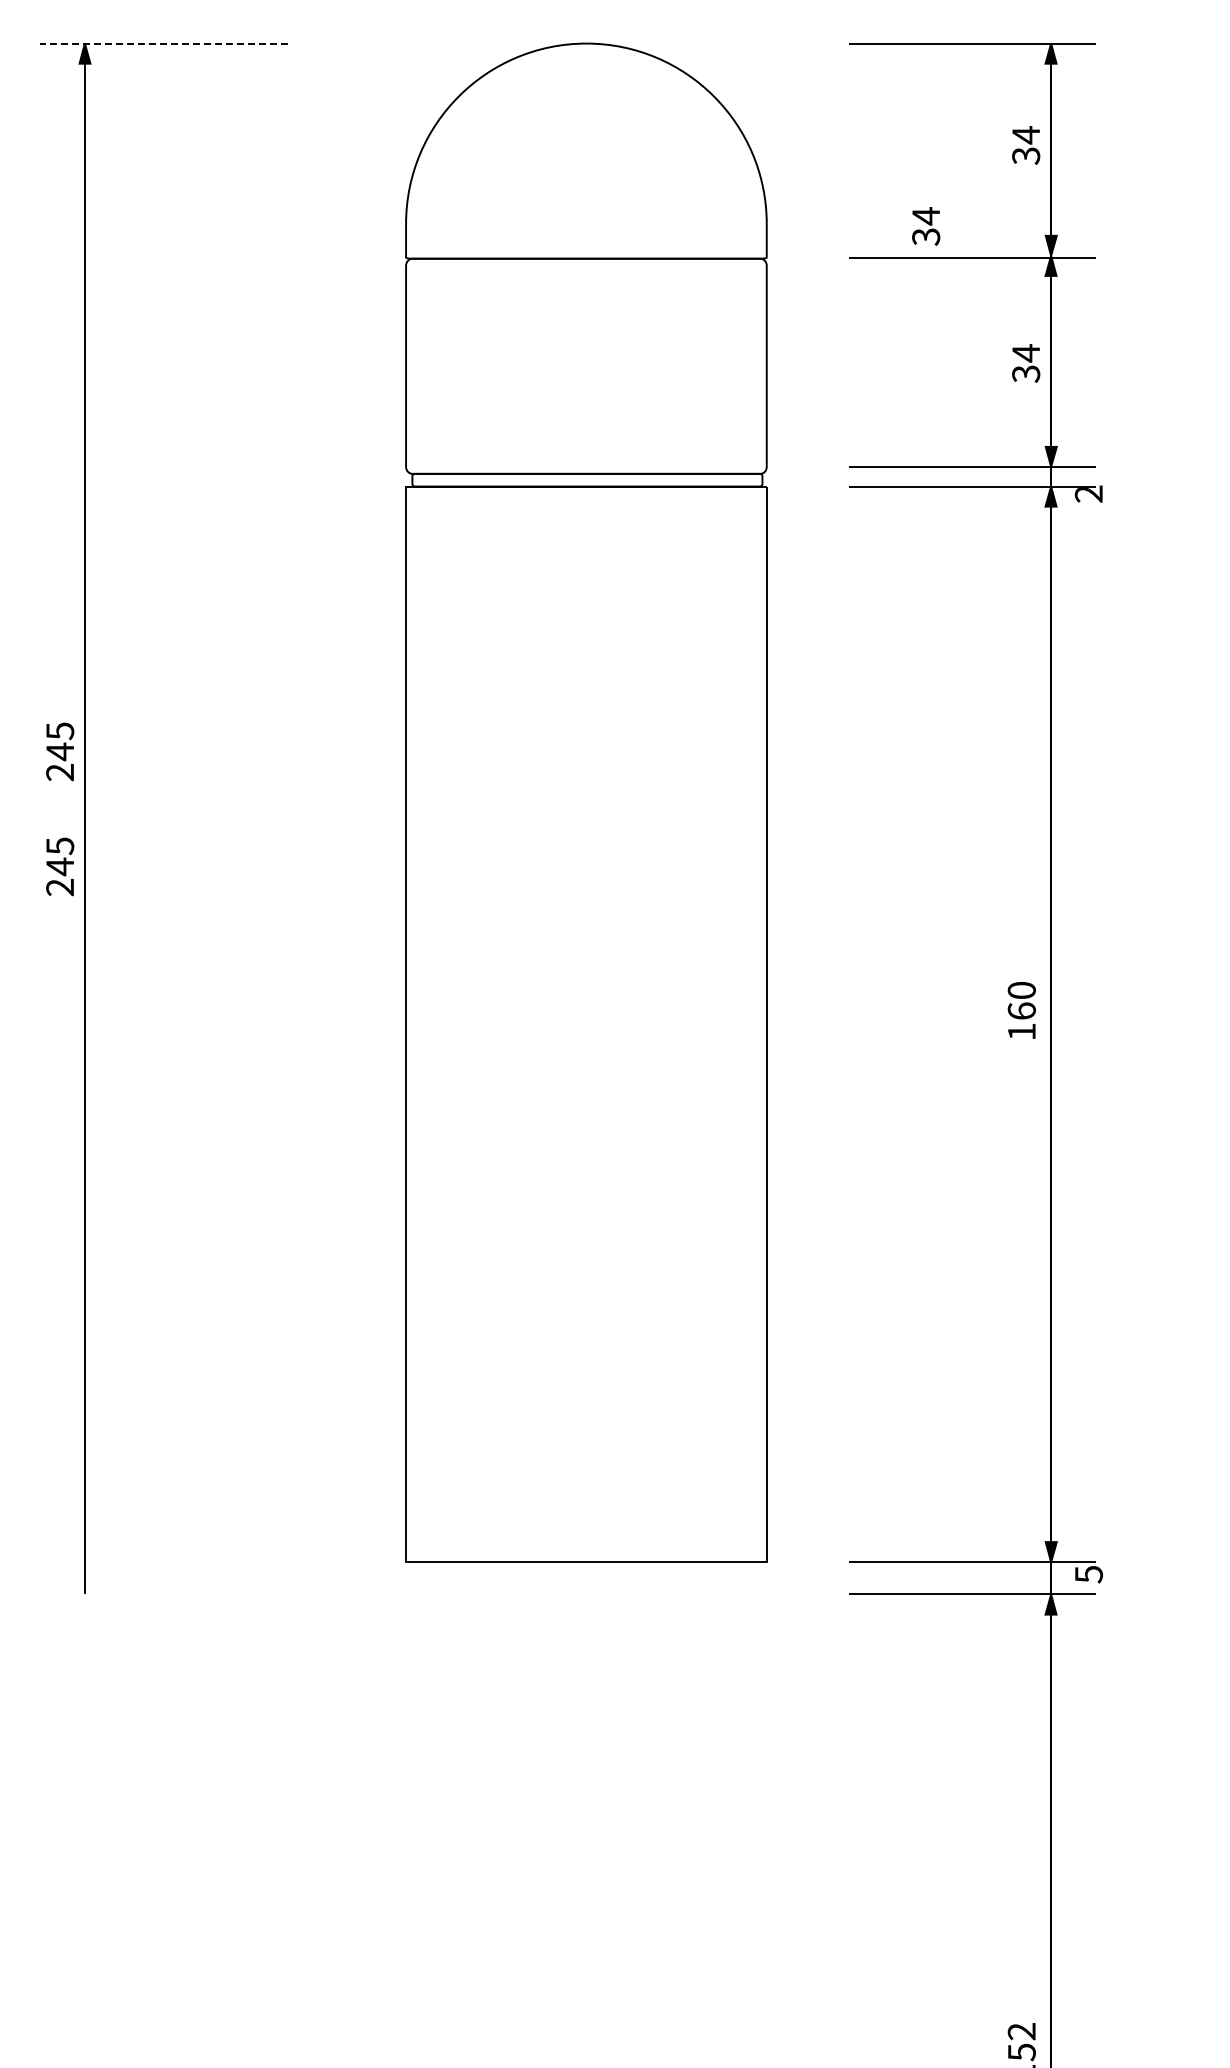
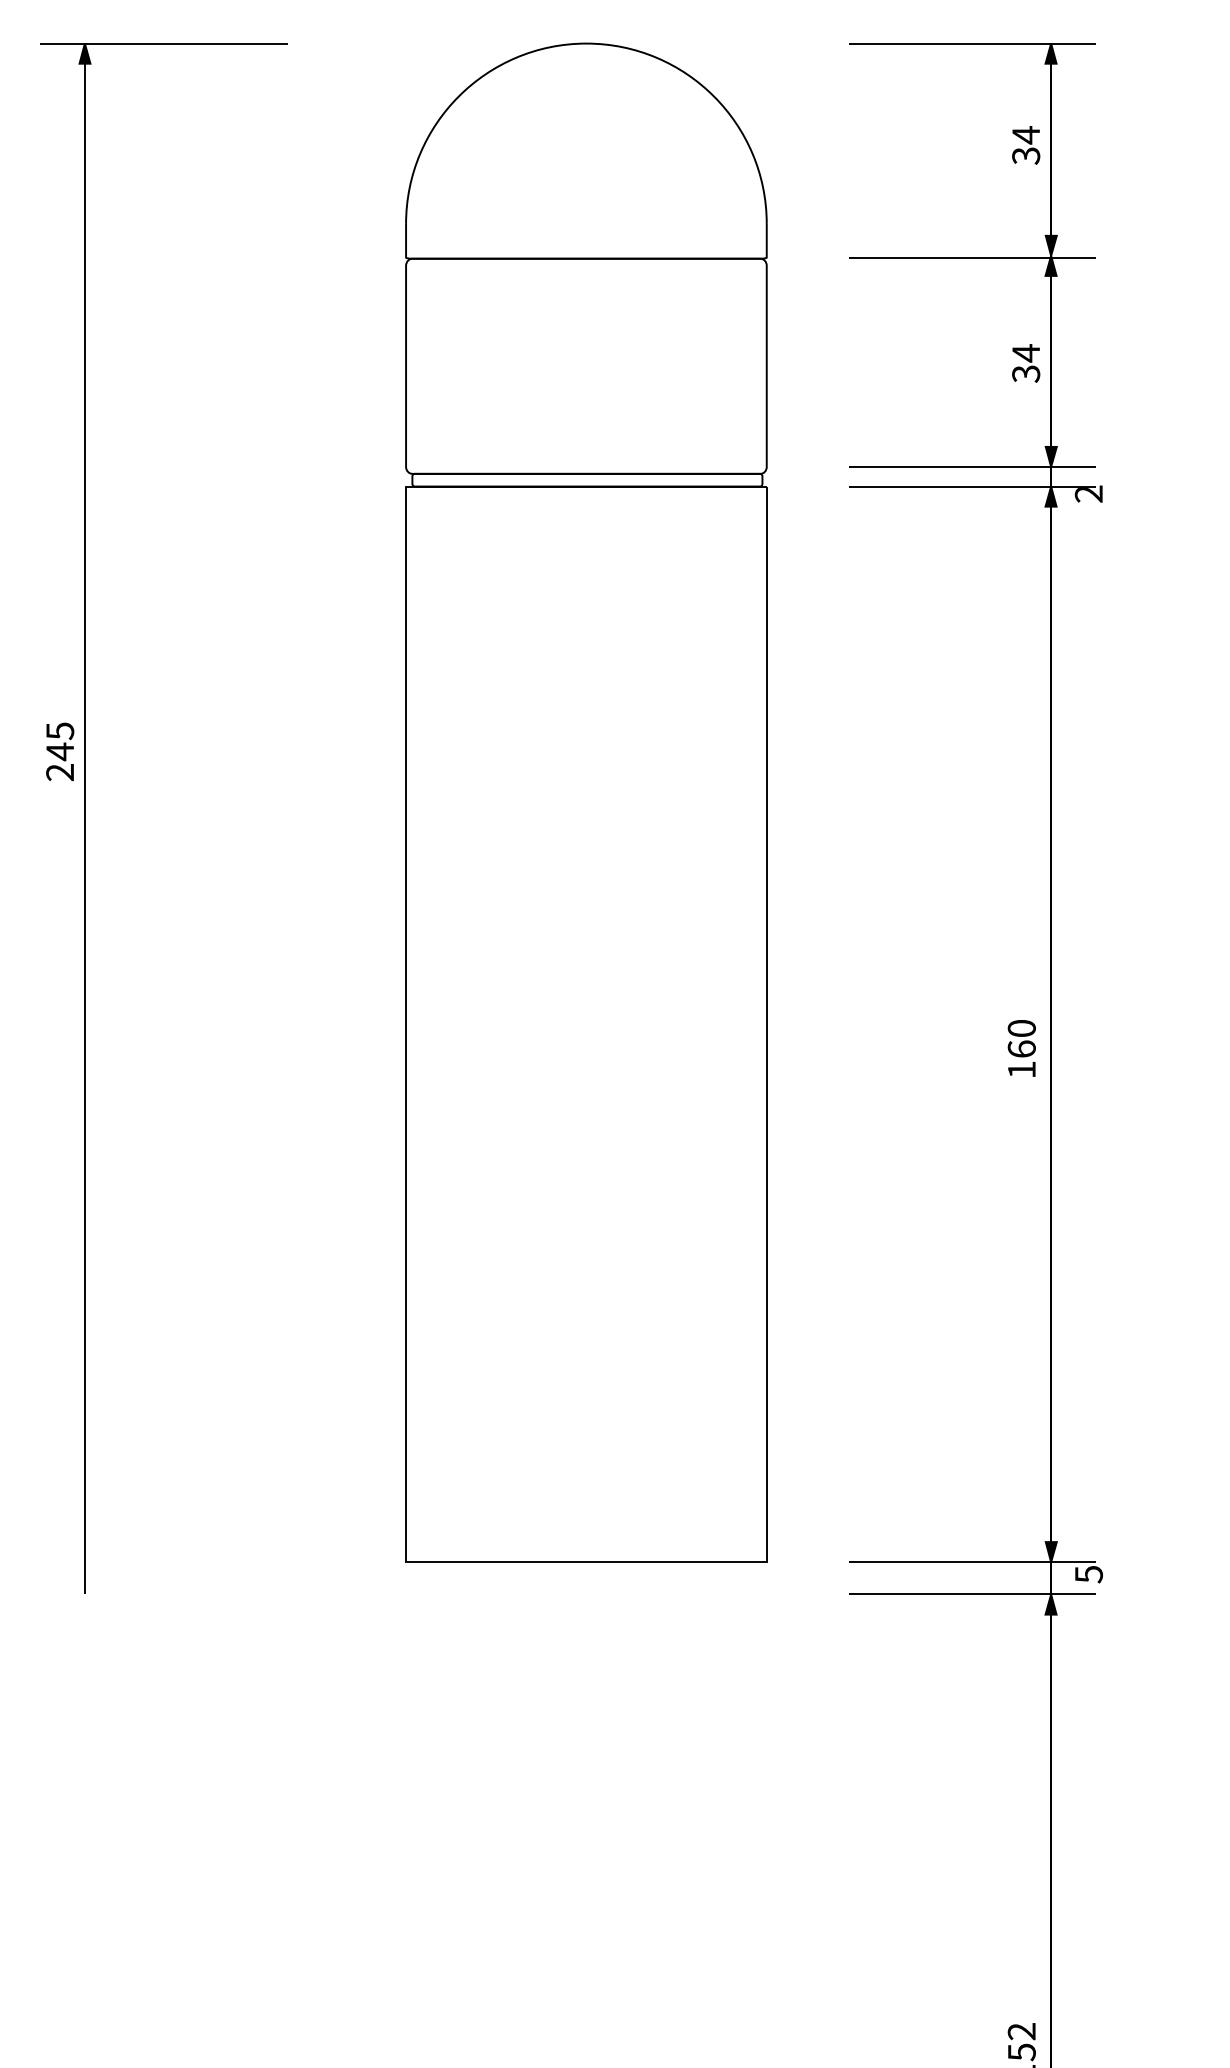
line: dashed -> solid (163, 43)
part: present -> none (926, 226)
part: present -> none (60, 866)
part position: (1021, 1010) -> (1021, 1048) (1021, 1048)
